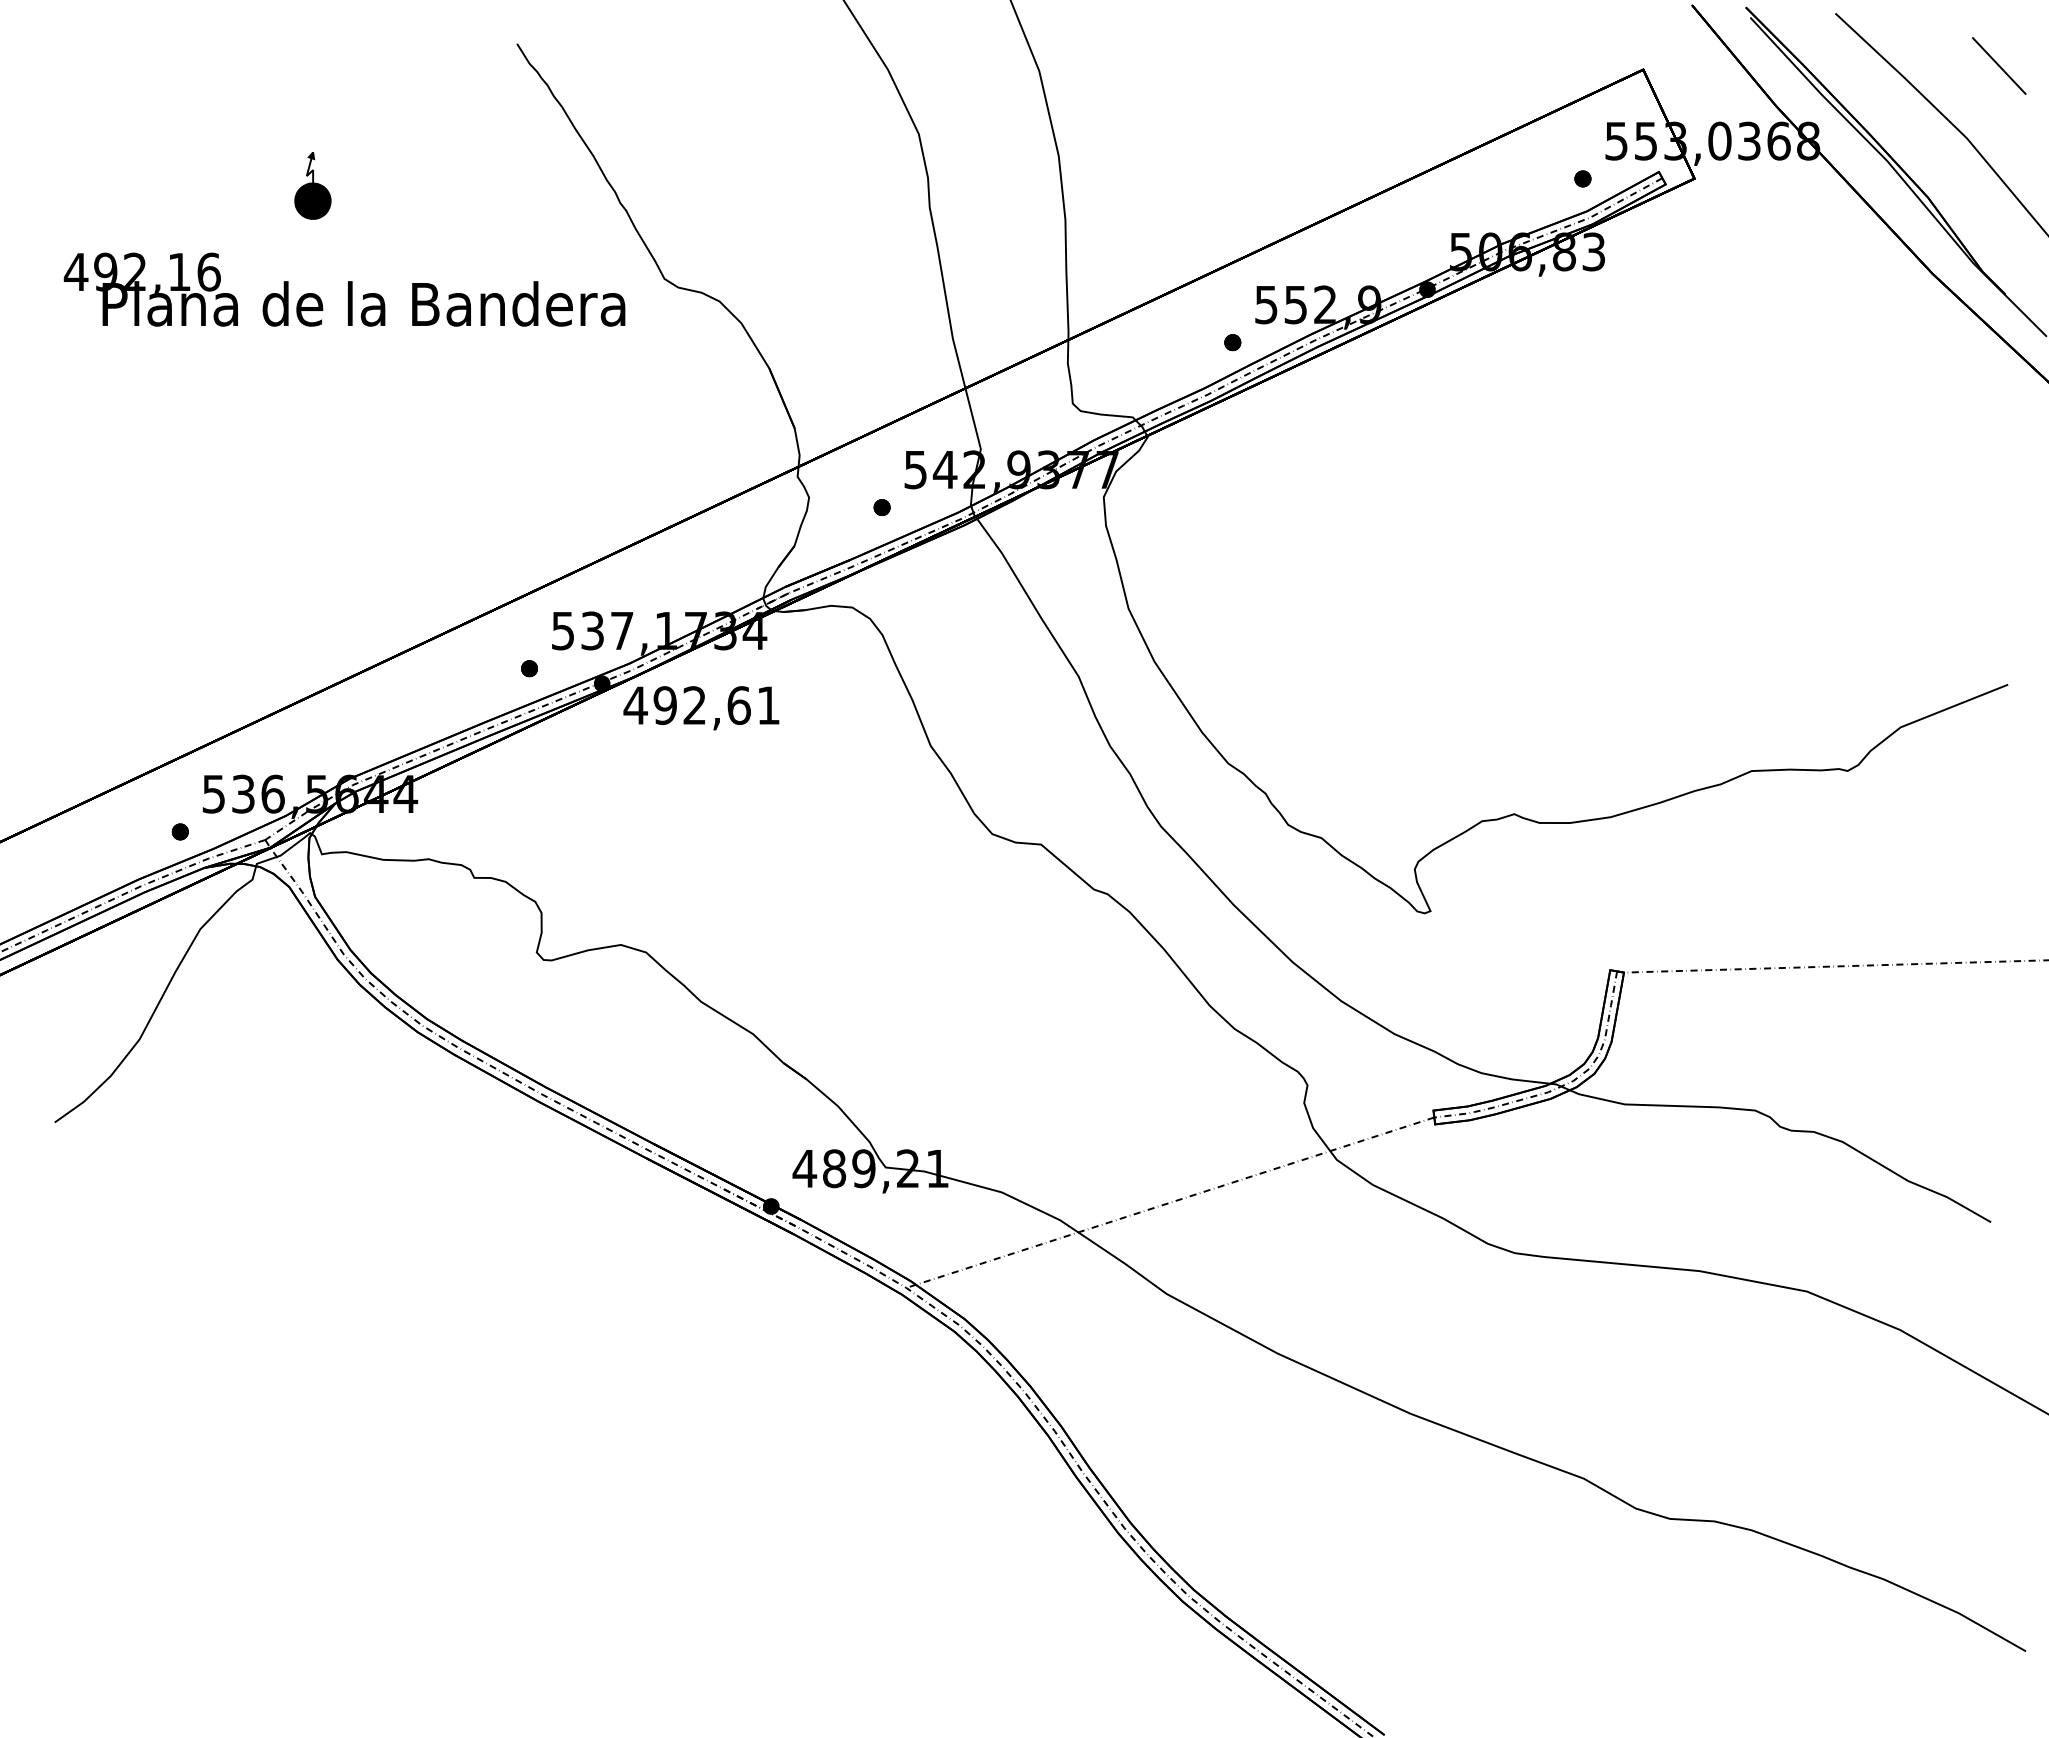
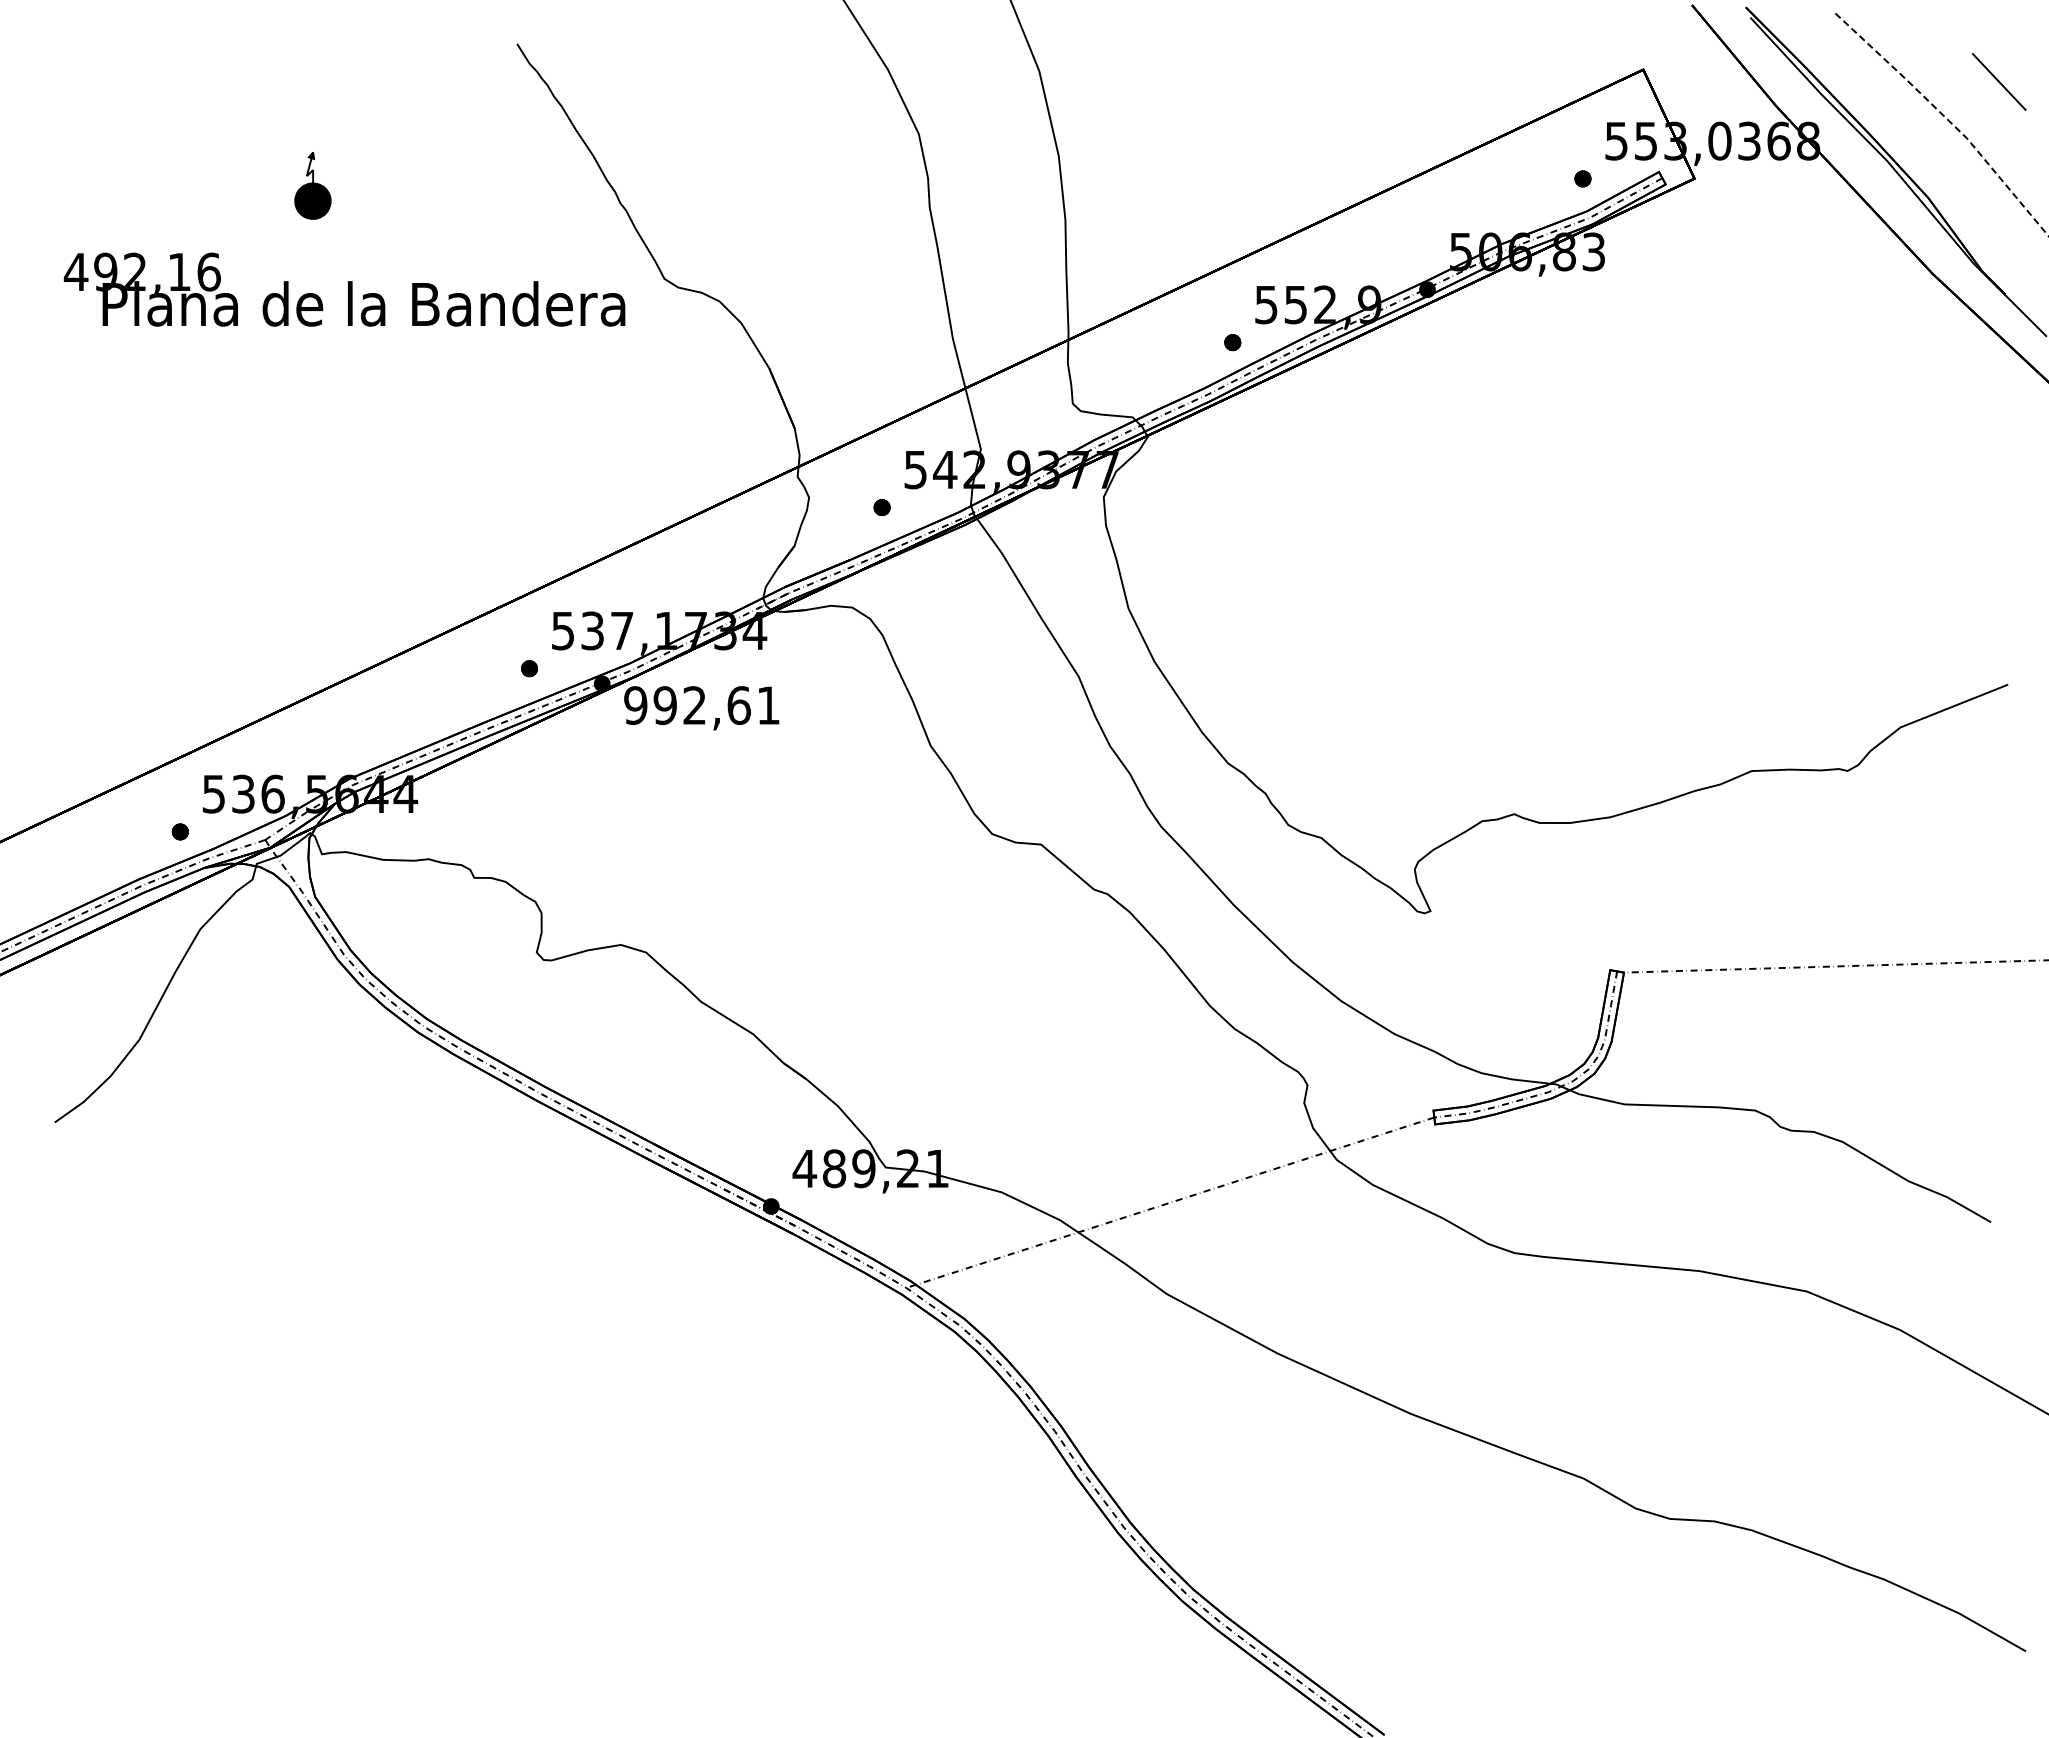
line position: (1999, 65) -> (1999, 81) (1999, 81)
line: solid -> dashed (1947, 119)
text: 492,61 -> 992,61 (635, 705)
